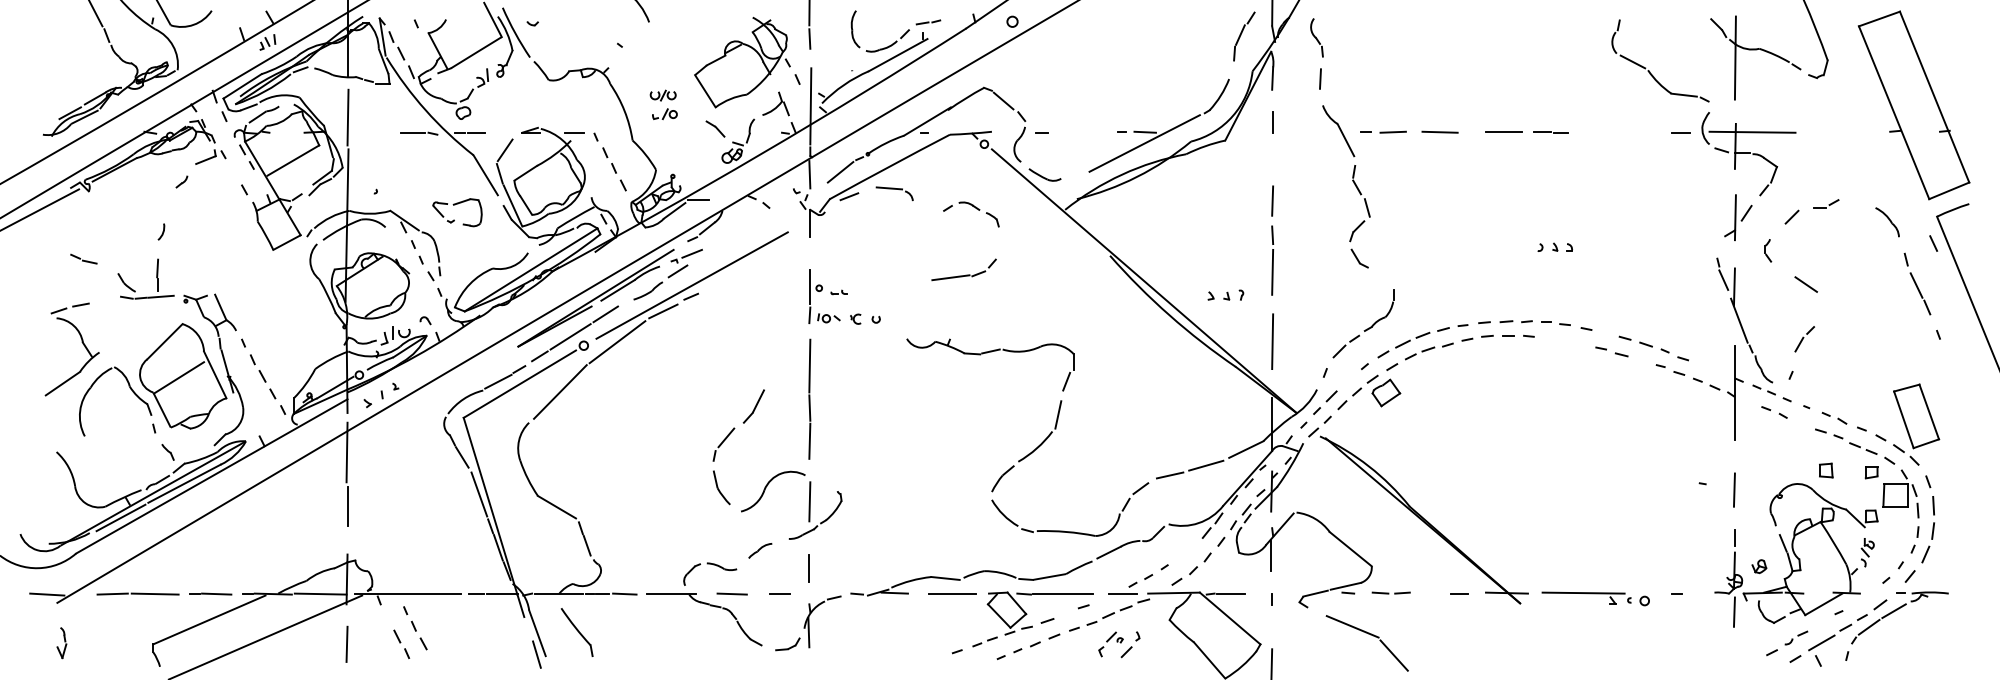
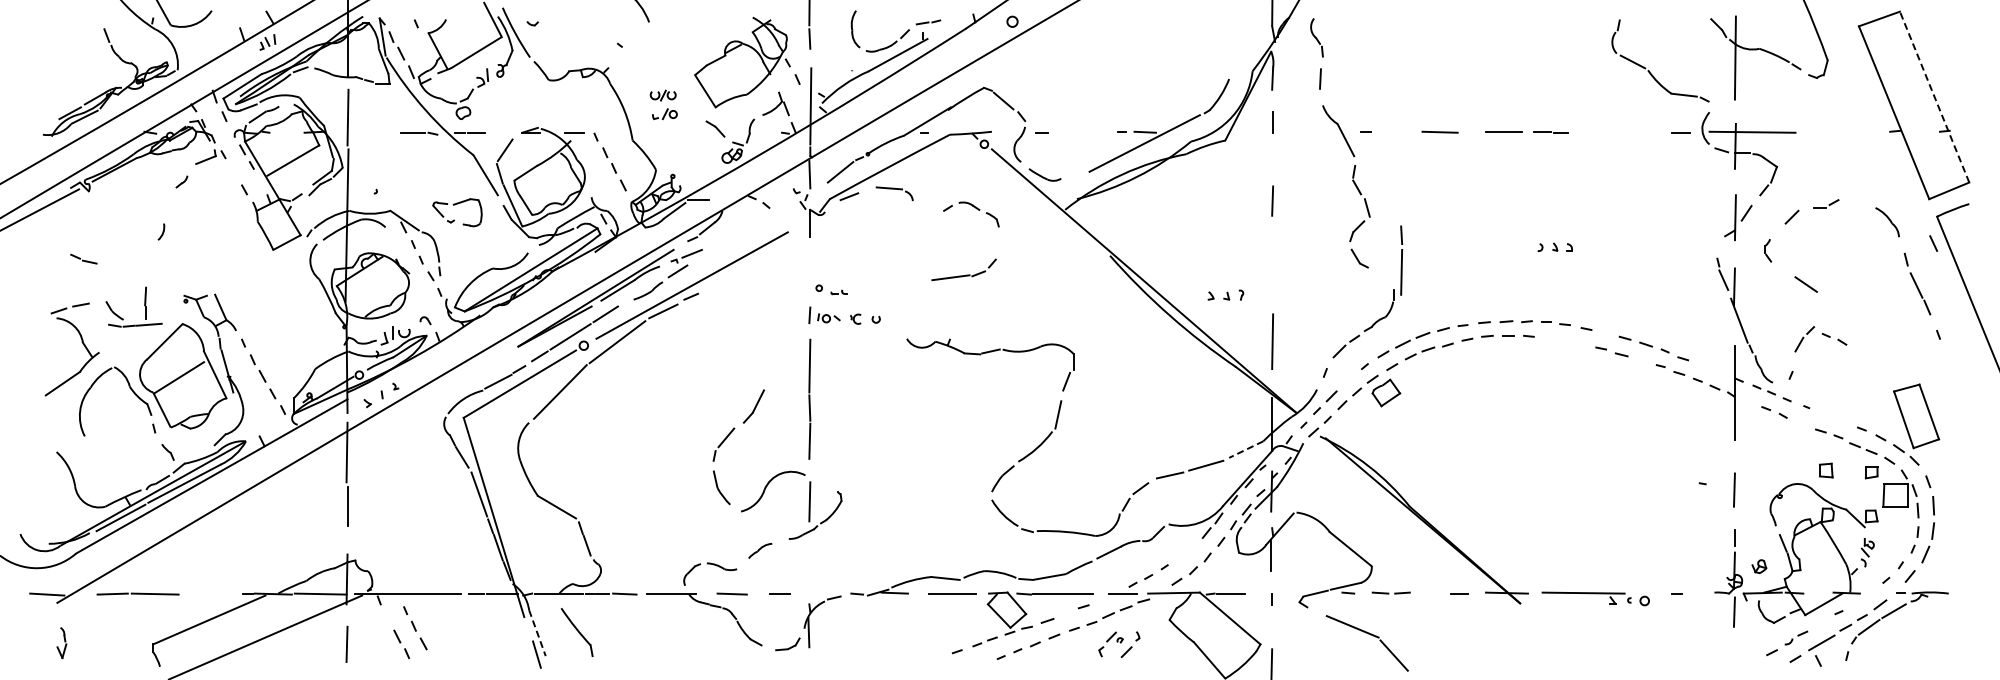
line: present -> none (95, 14)
part: present -> none (1244, 36)
line: solid -> dashed (1934, 96)
line: present -> none (1392, 131)
line position: (1272, 260) -> (1401, 260) (1401, 260)
part position: (156, 278) -> (144, 306) (144, 306)
line: present -> none (810, 286)
part position: (1834, 418) -> (1834, 339) (1834, 339)
line: solid -> dashed (1246, 449)
line: present -> none (809, 567)
line: present -> none (210, 593)
line: solid -> dashed (537, 633)
